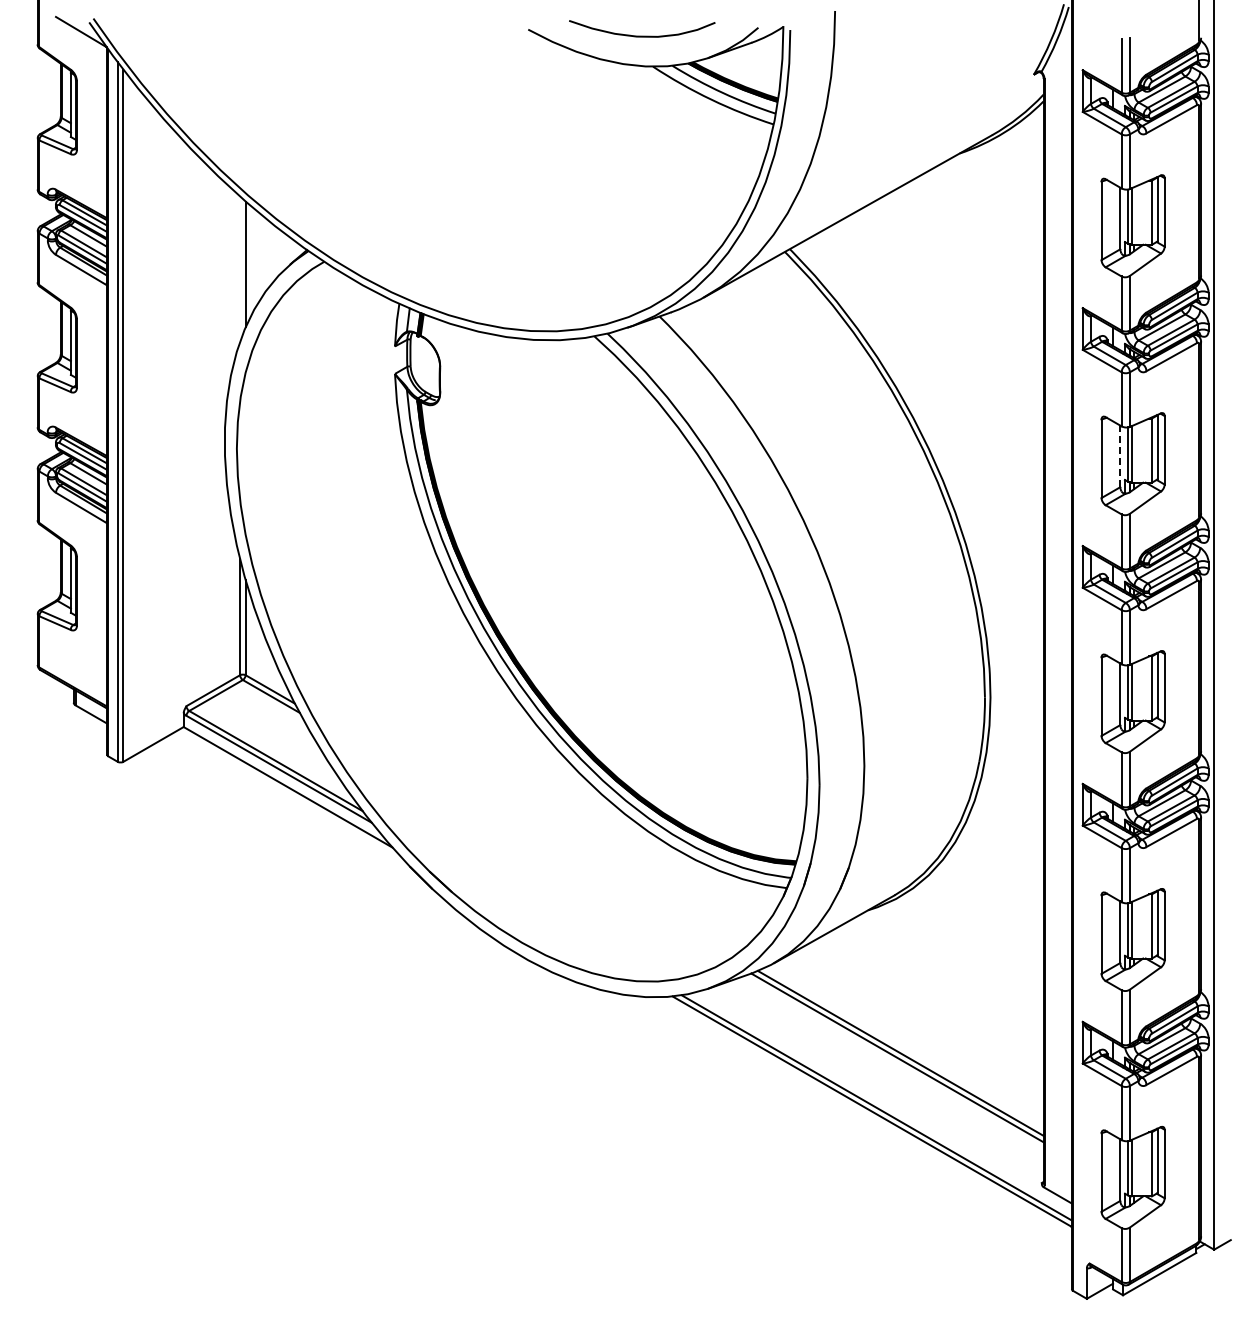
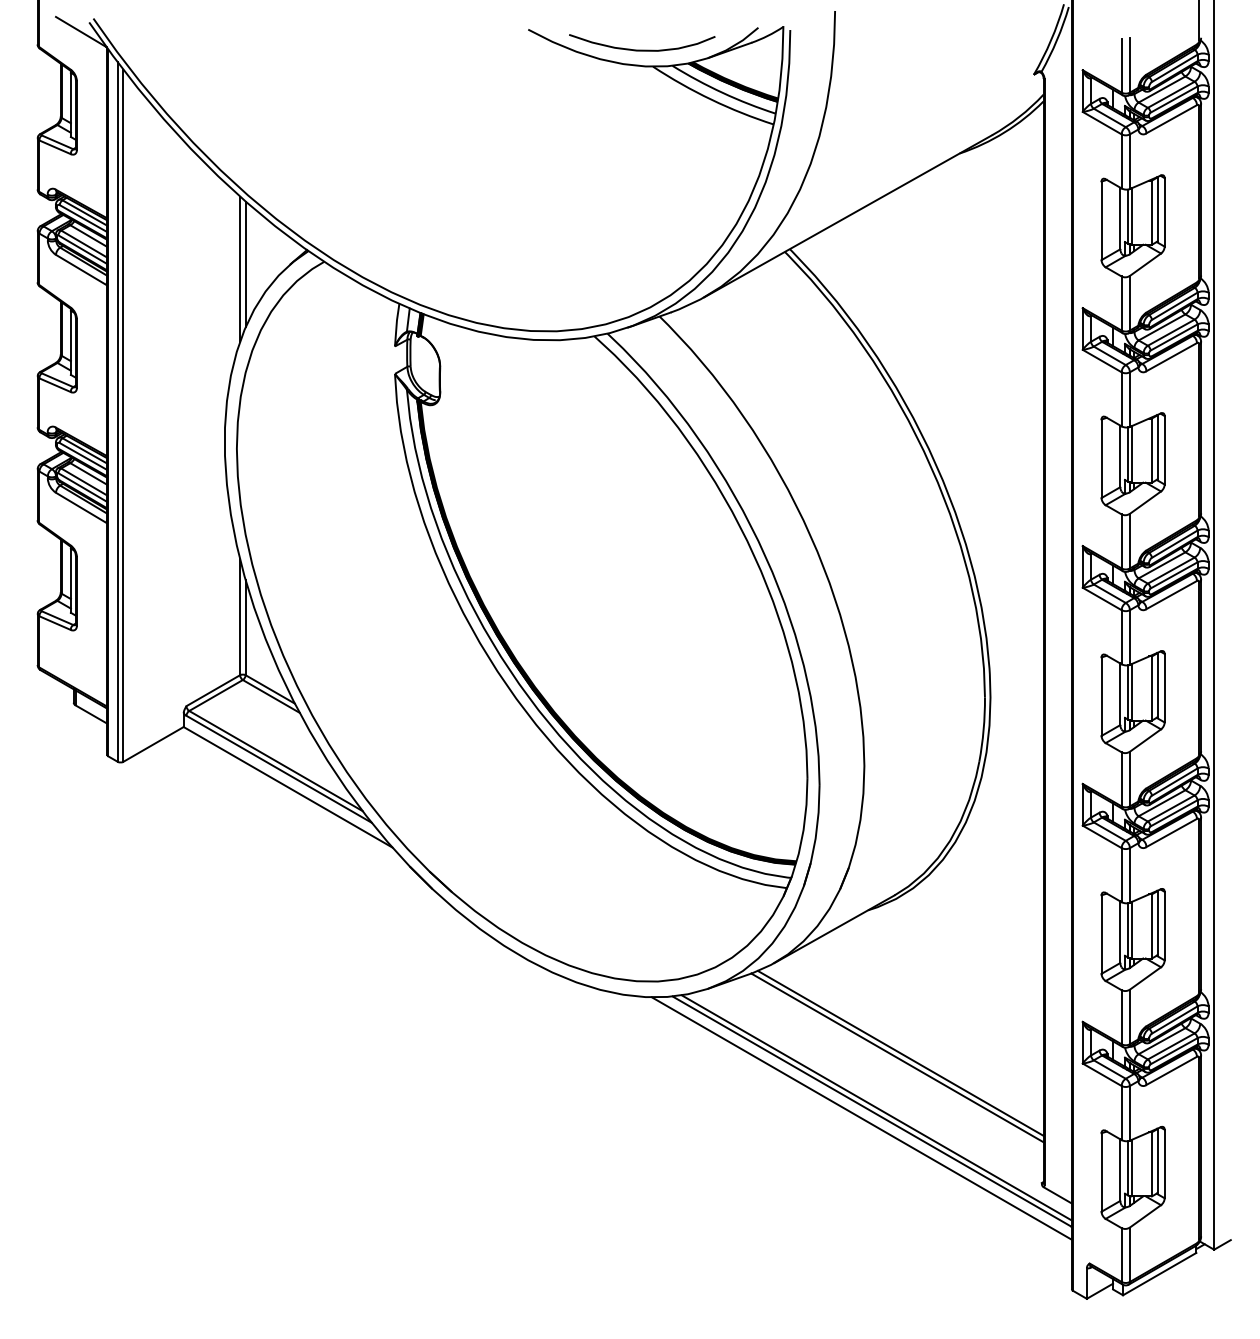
curve position: (642, 35) -> (642, 49) (642, 49)
line: none -> present (240, 268)
line: dashed -> solid (1120, 456)
line: none -> present (861, 1118)
